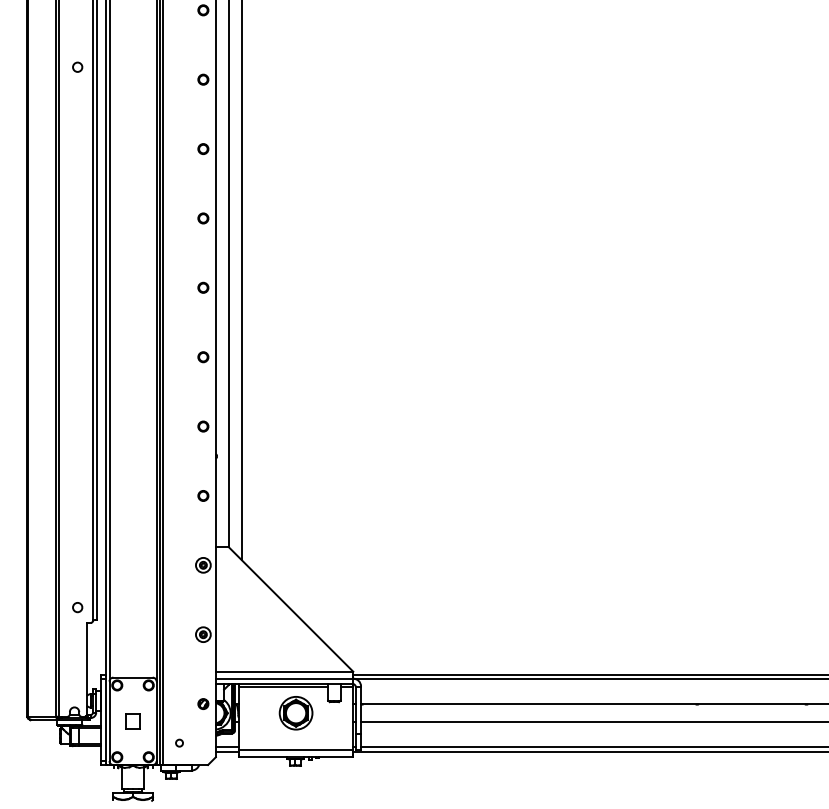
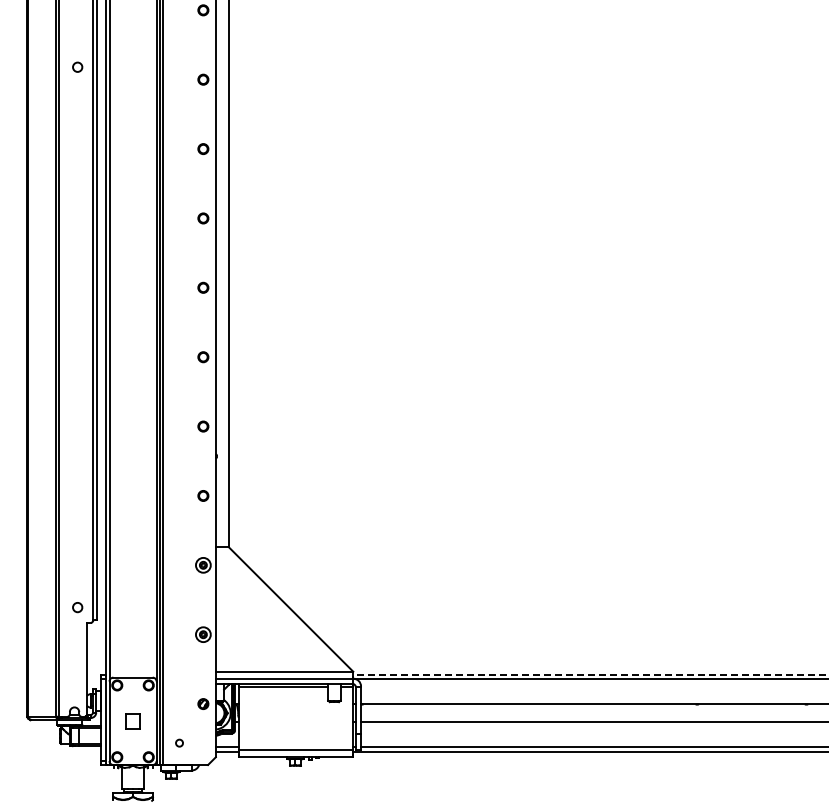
line: present -> none (242, 281)
line: solid -> dashed (590, 674)
part: present -> none (295, 713)
